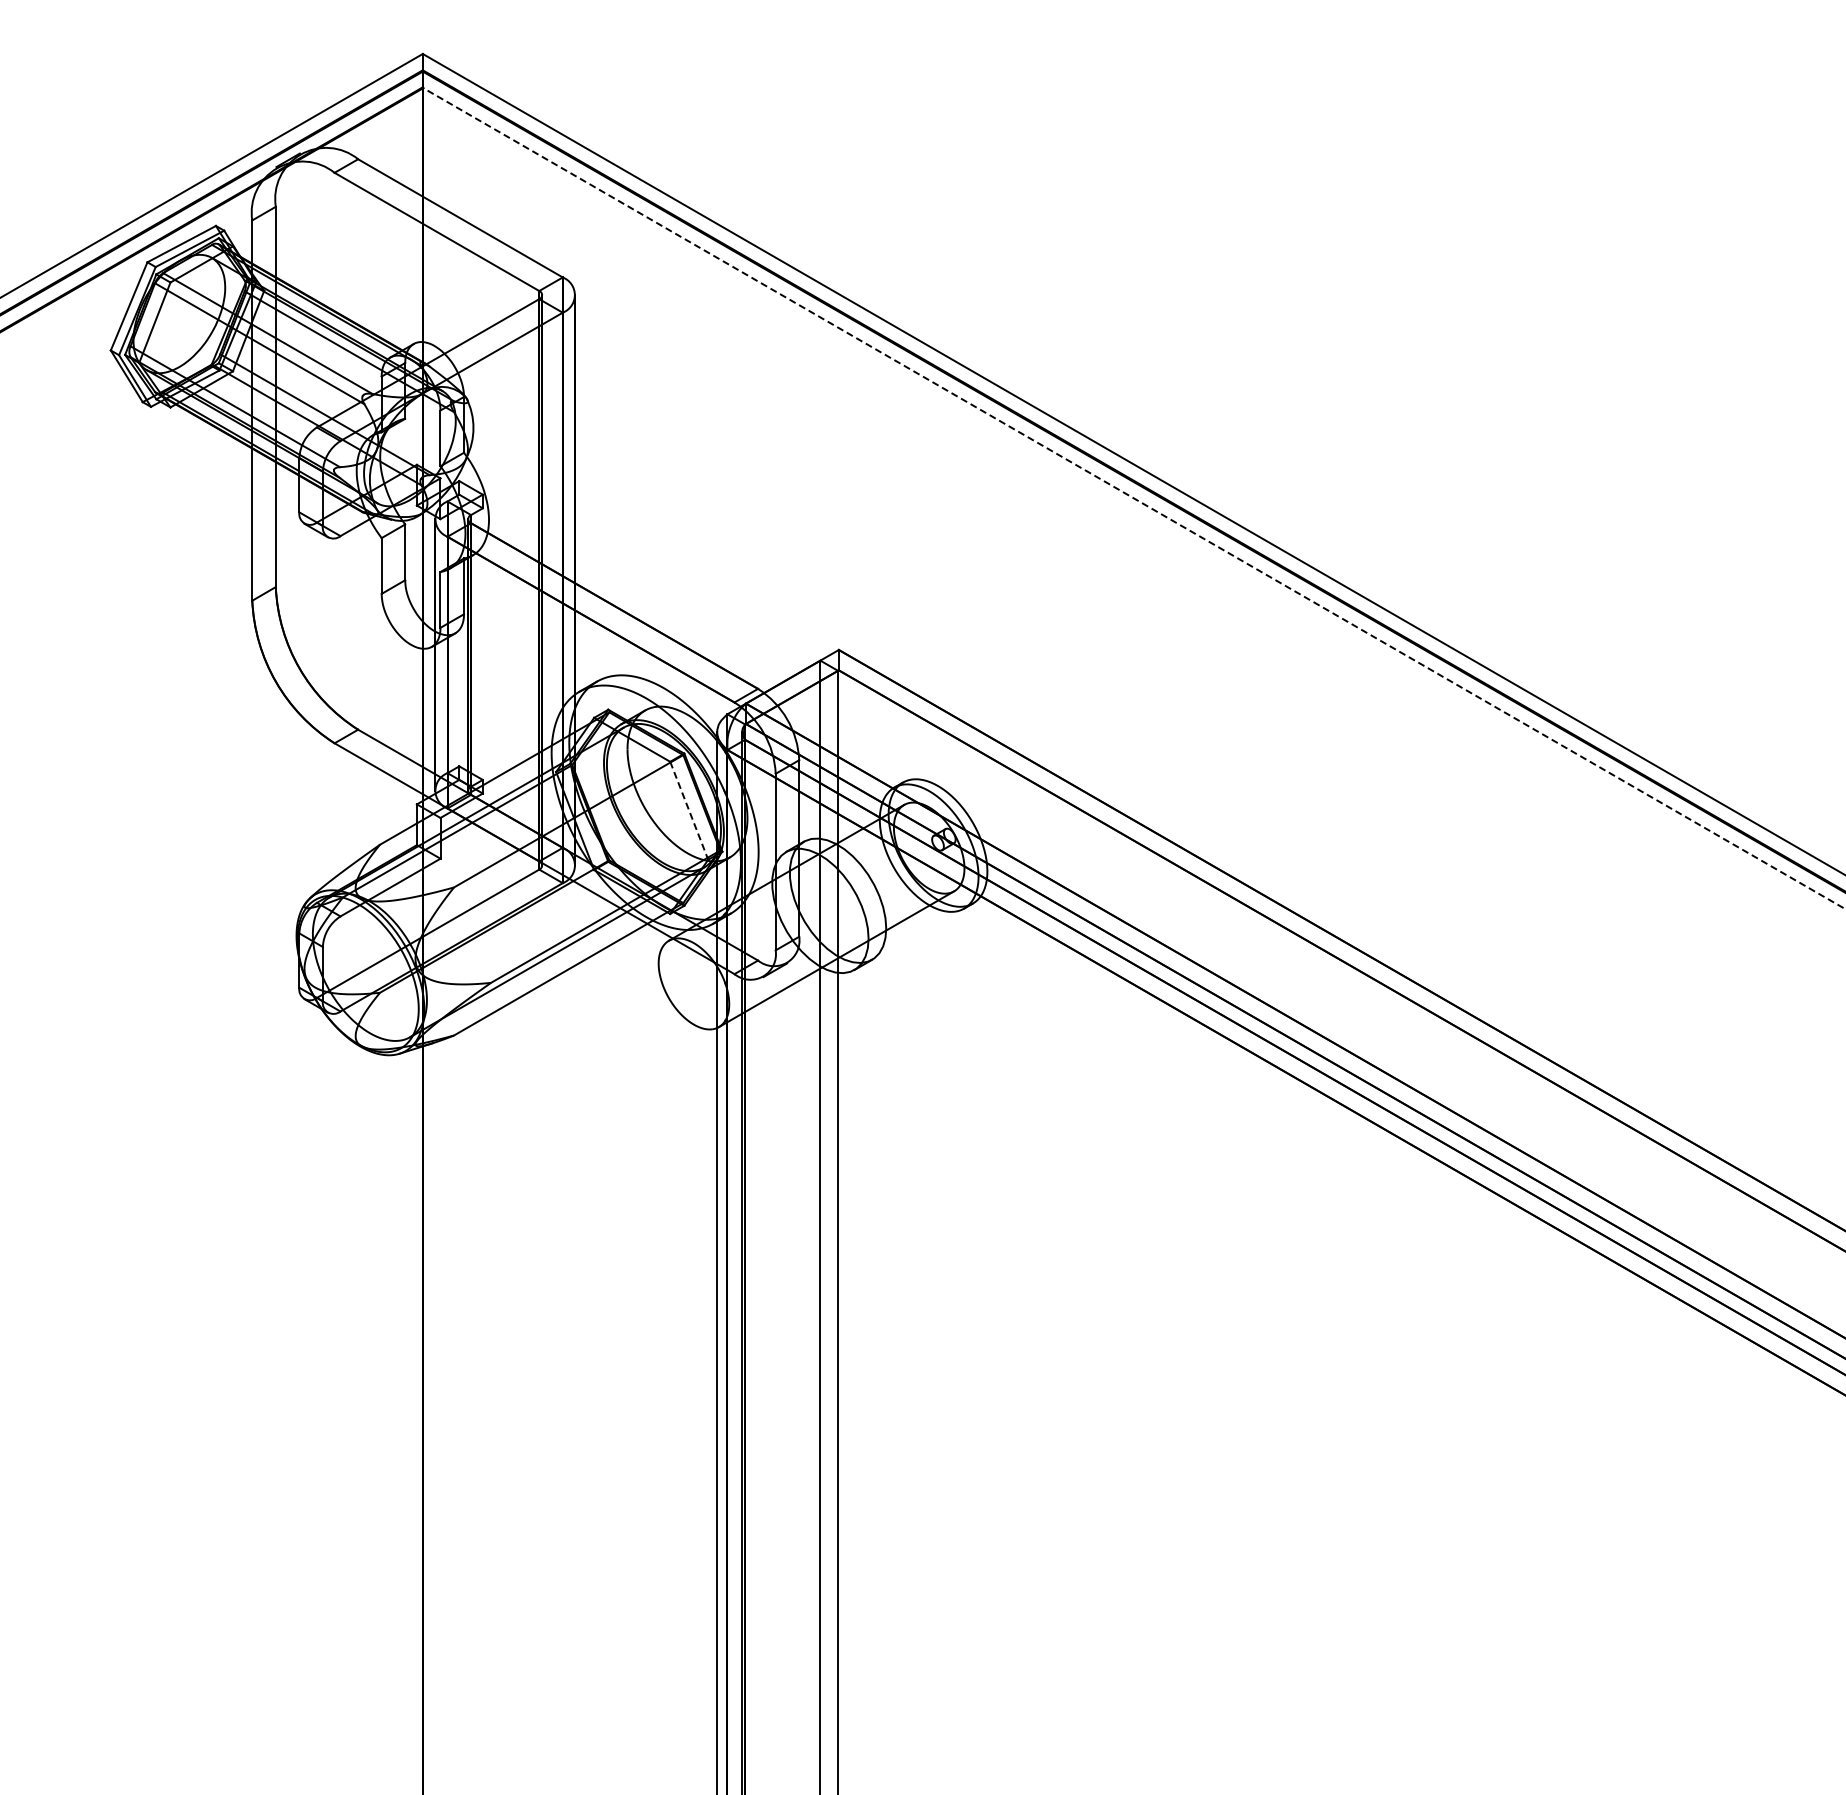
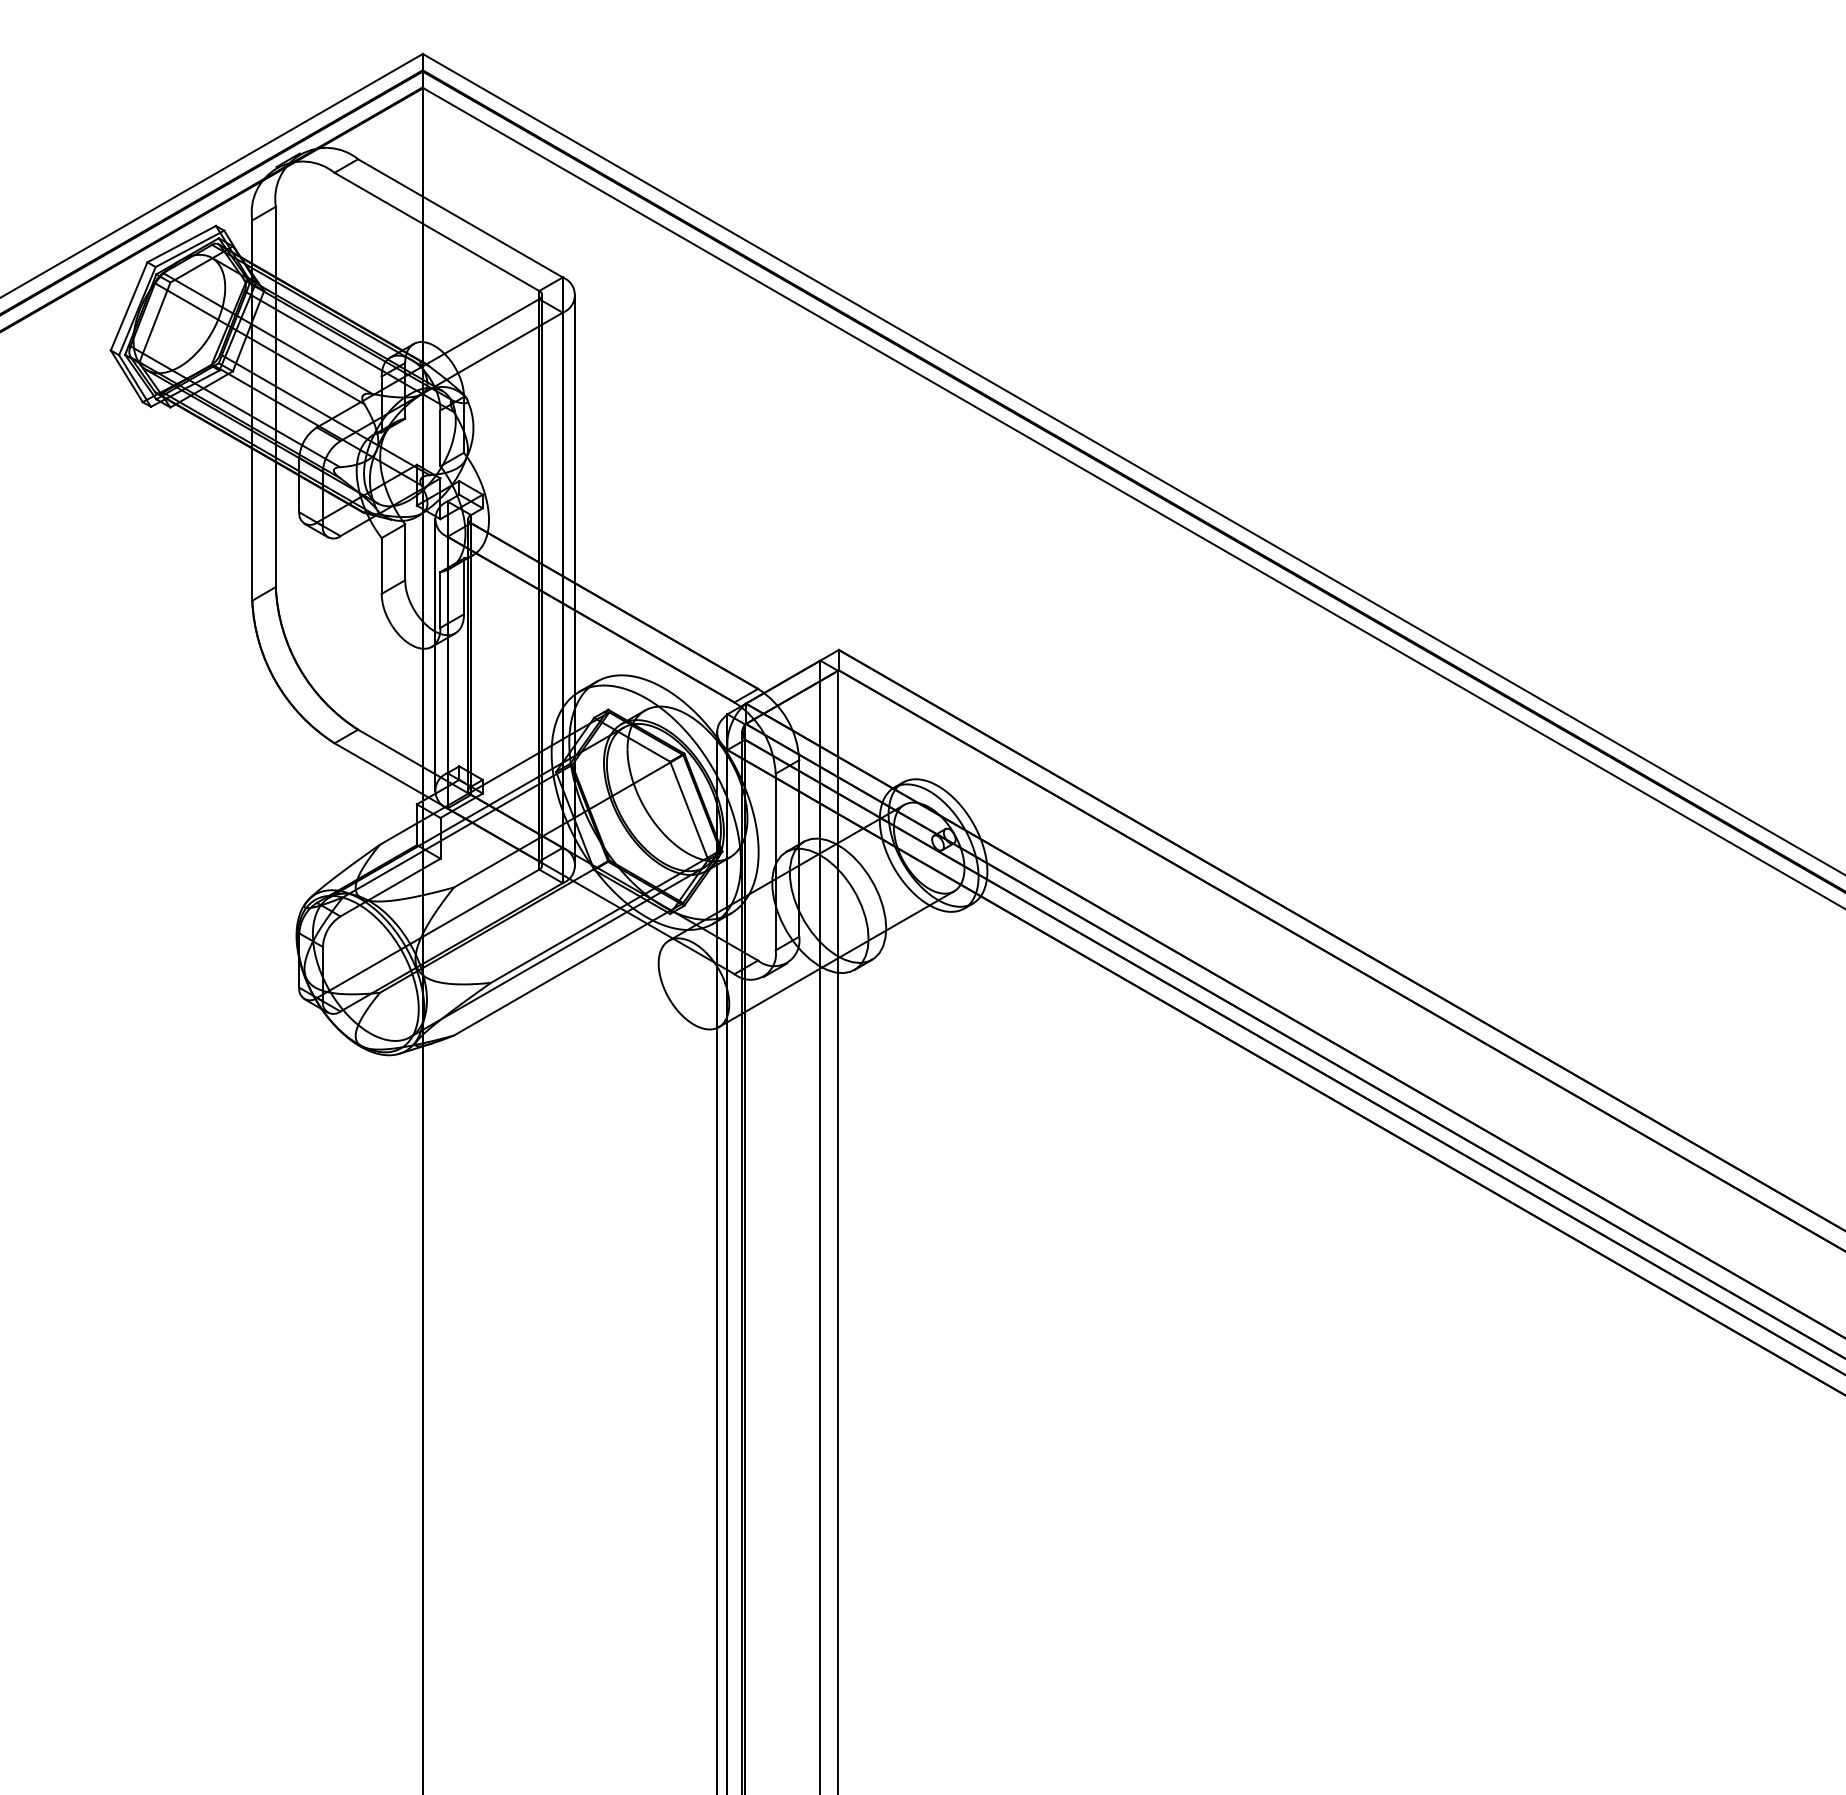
line: dashed -> solid (1134, 498)
line: dashed -> solid (689, 810)
